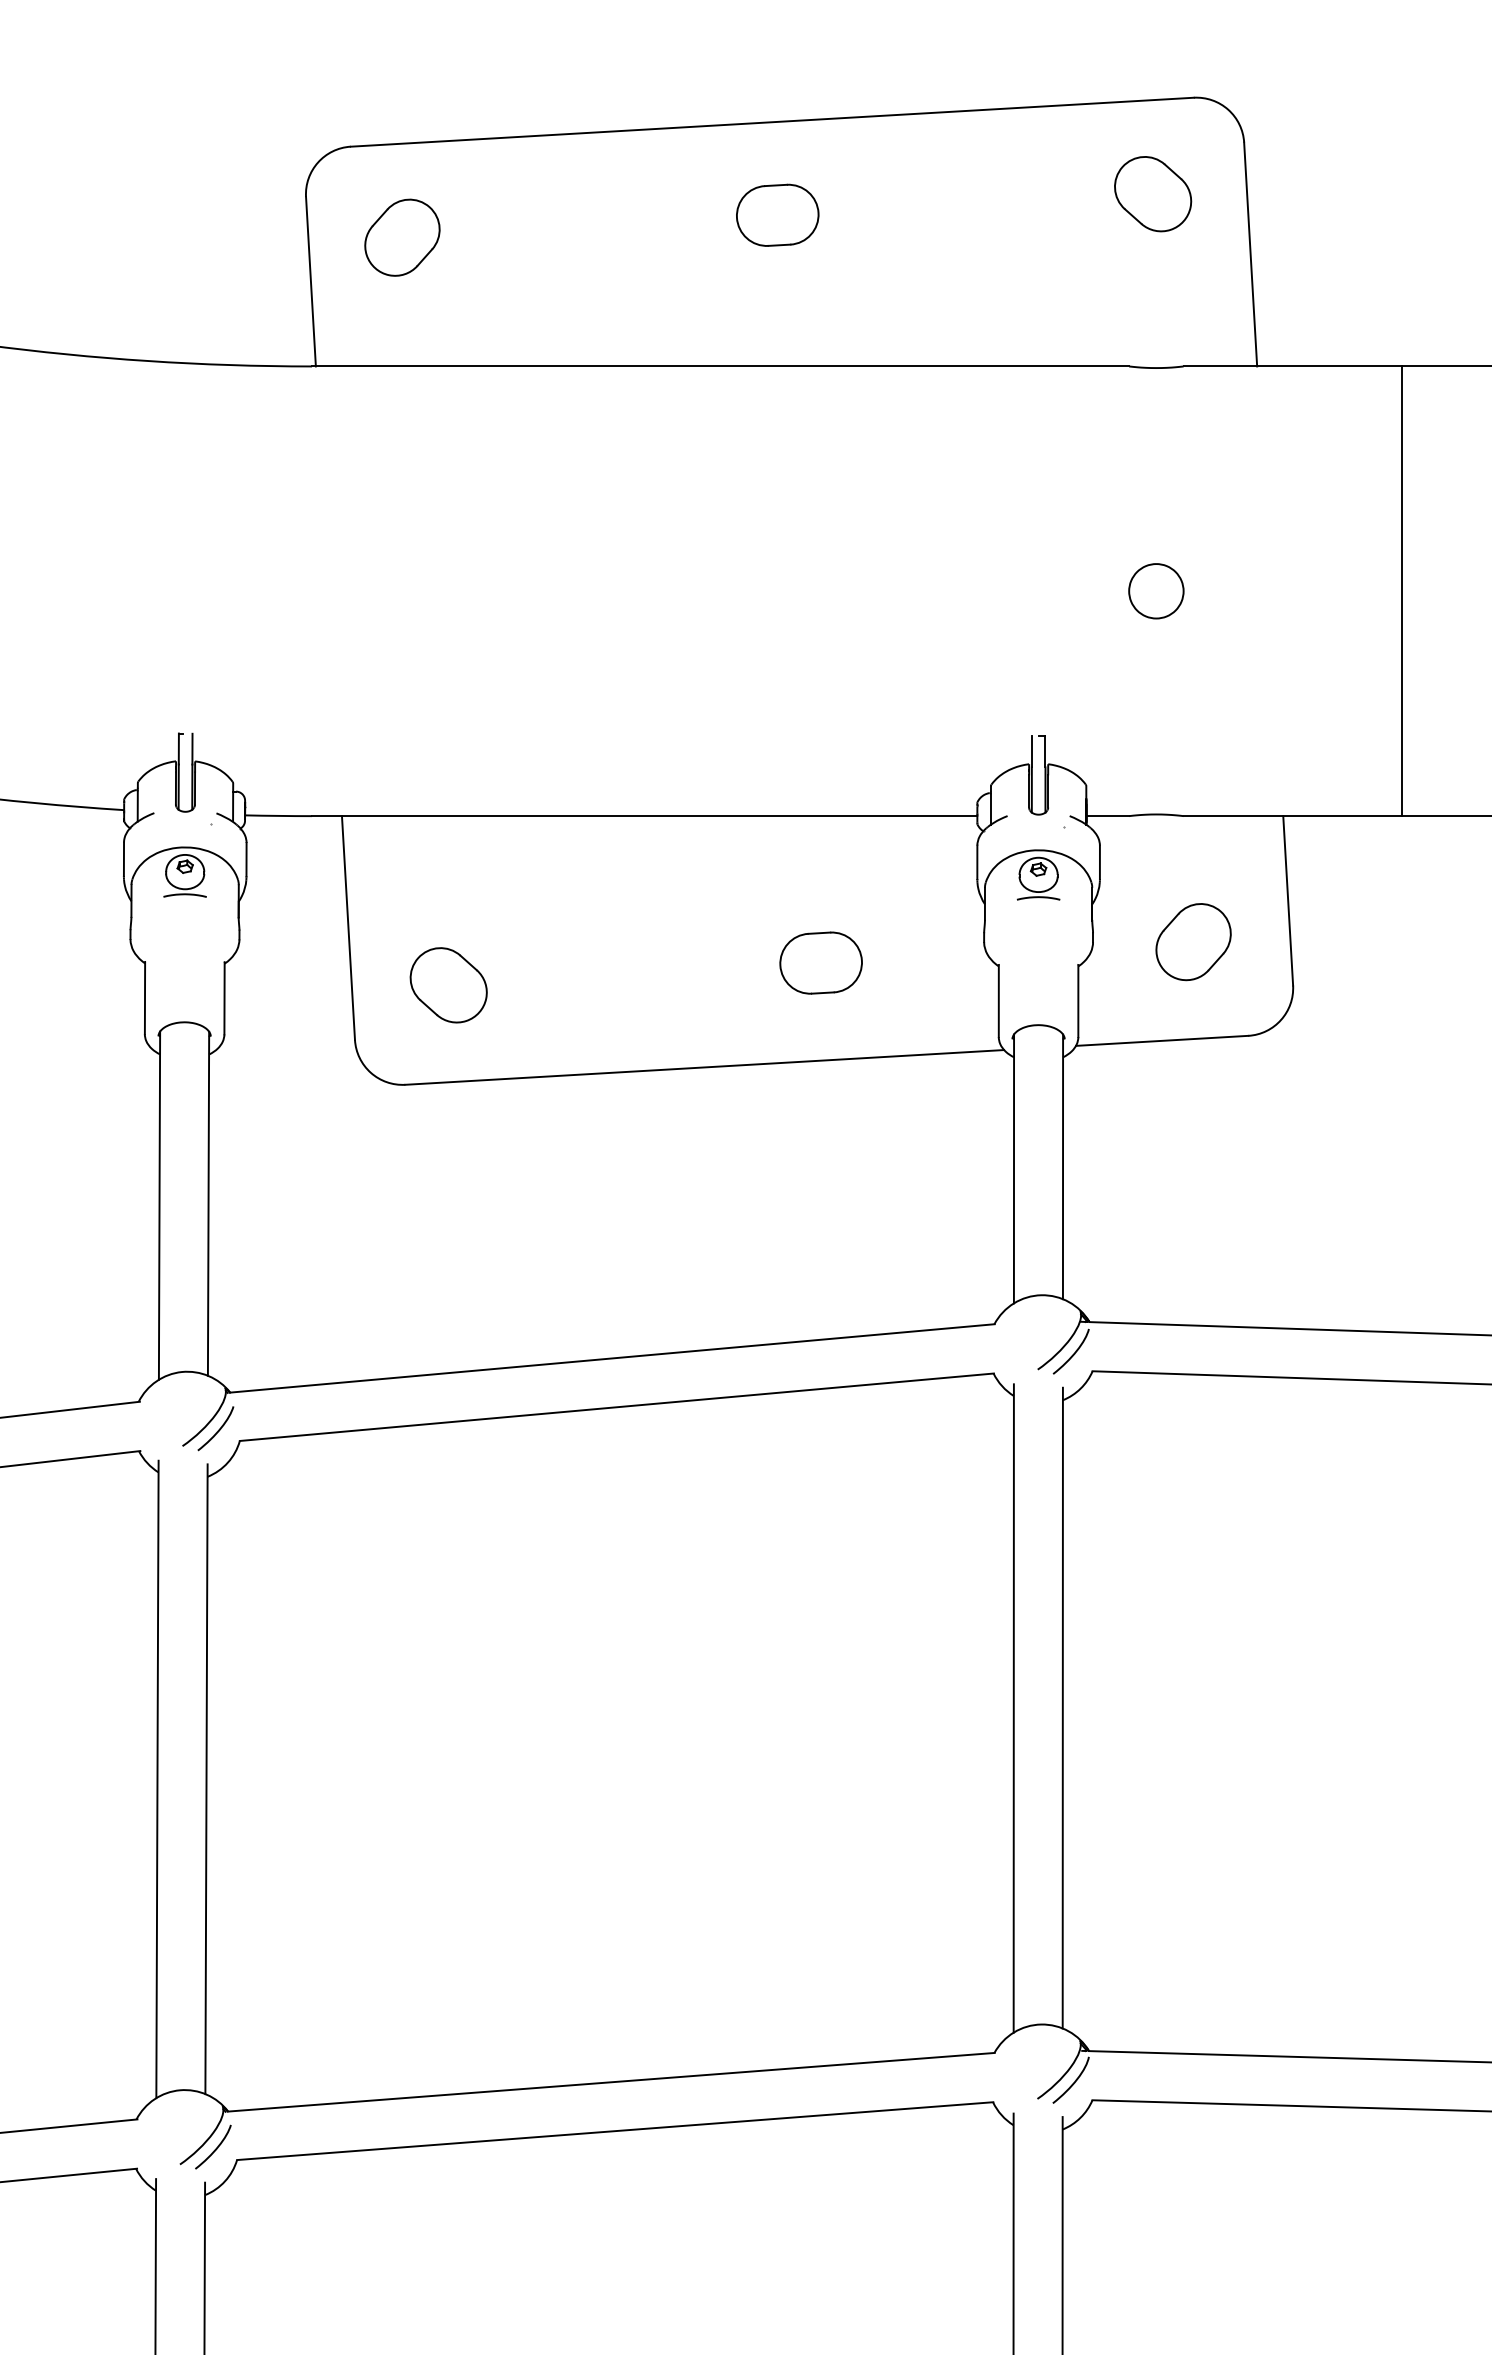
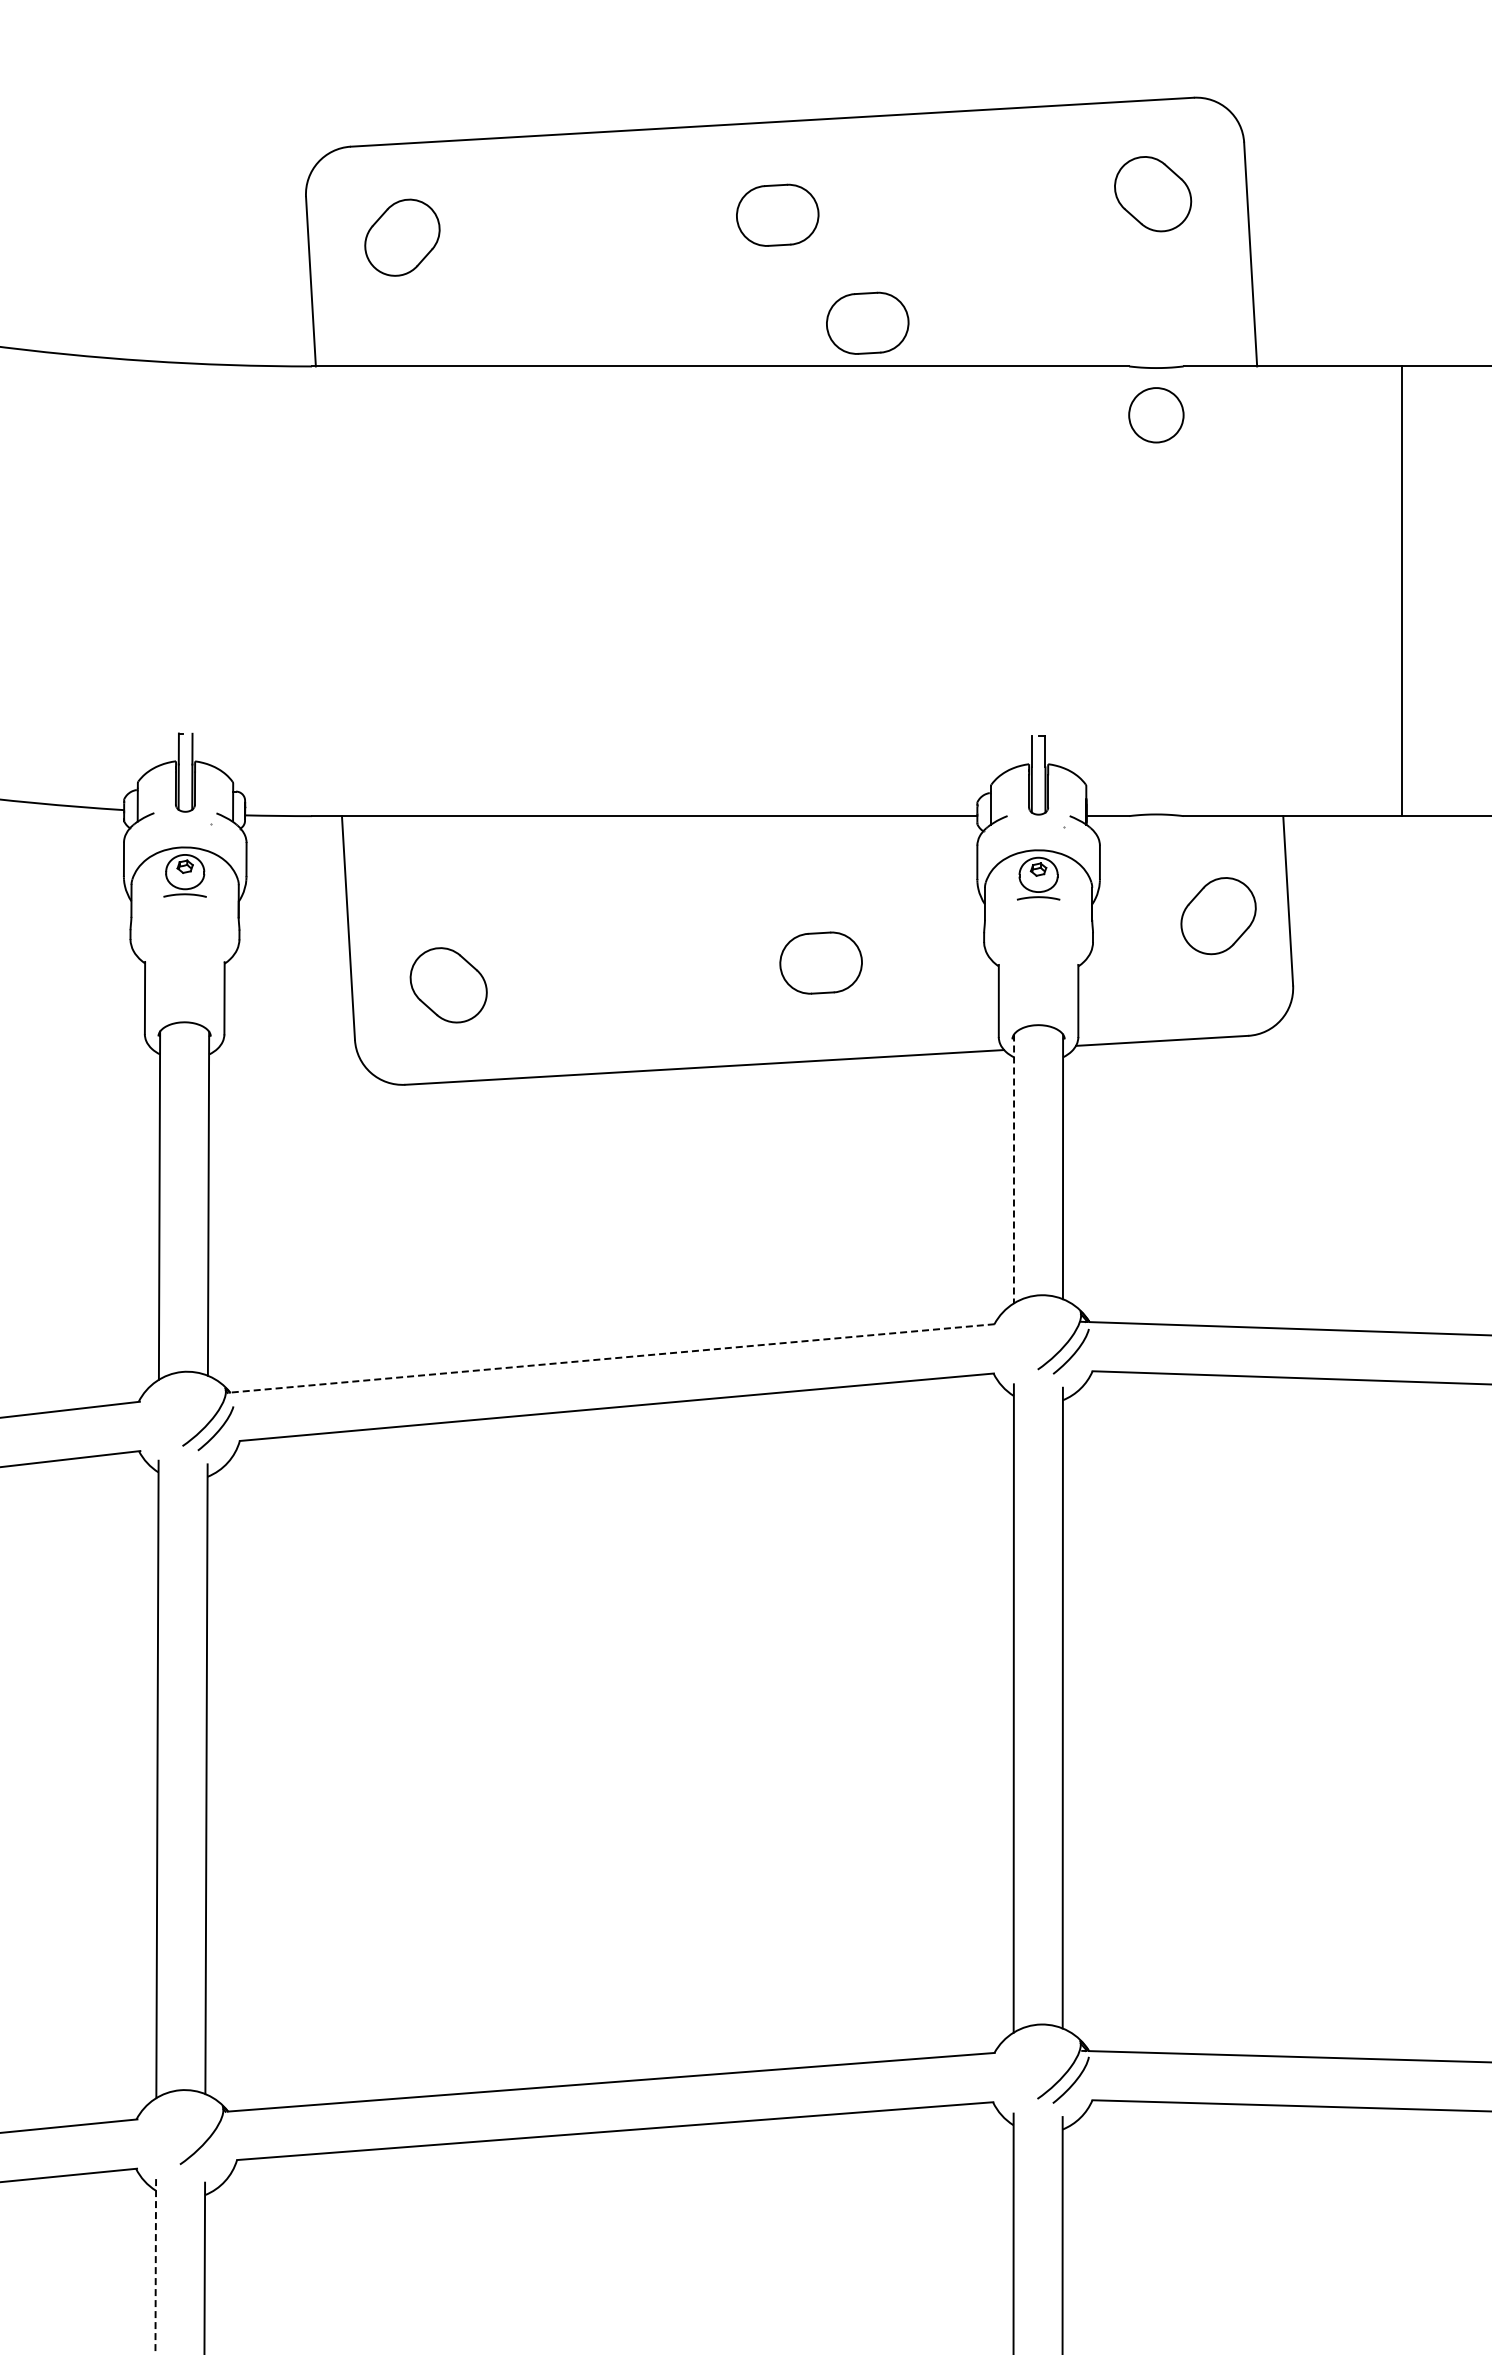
part: none -> present (867, 322)
part position: (1156, 591) -> (1156, 415) (1156, 415)
part position: (1193, 942) -> (1218, 916) (1218, 916)
line: solid -> dashed (1014, 1169)
line: solid -> dashed (612, 1358)
curve: present -> none (215, 2148)
line: solid -> dashed (155, 2267)
